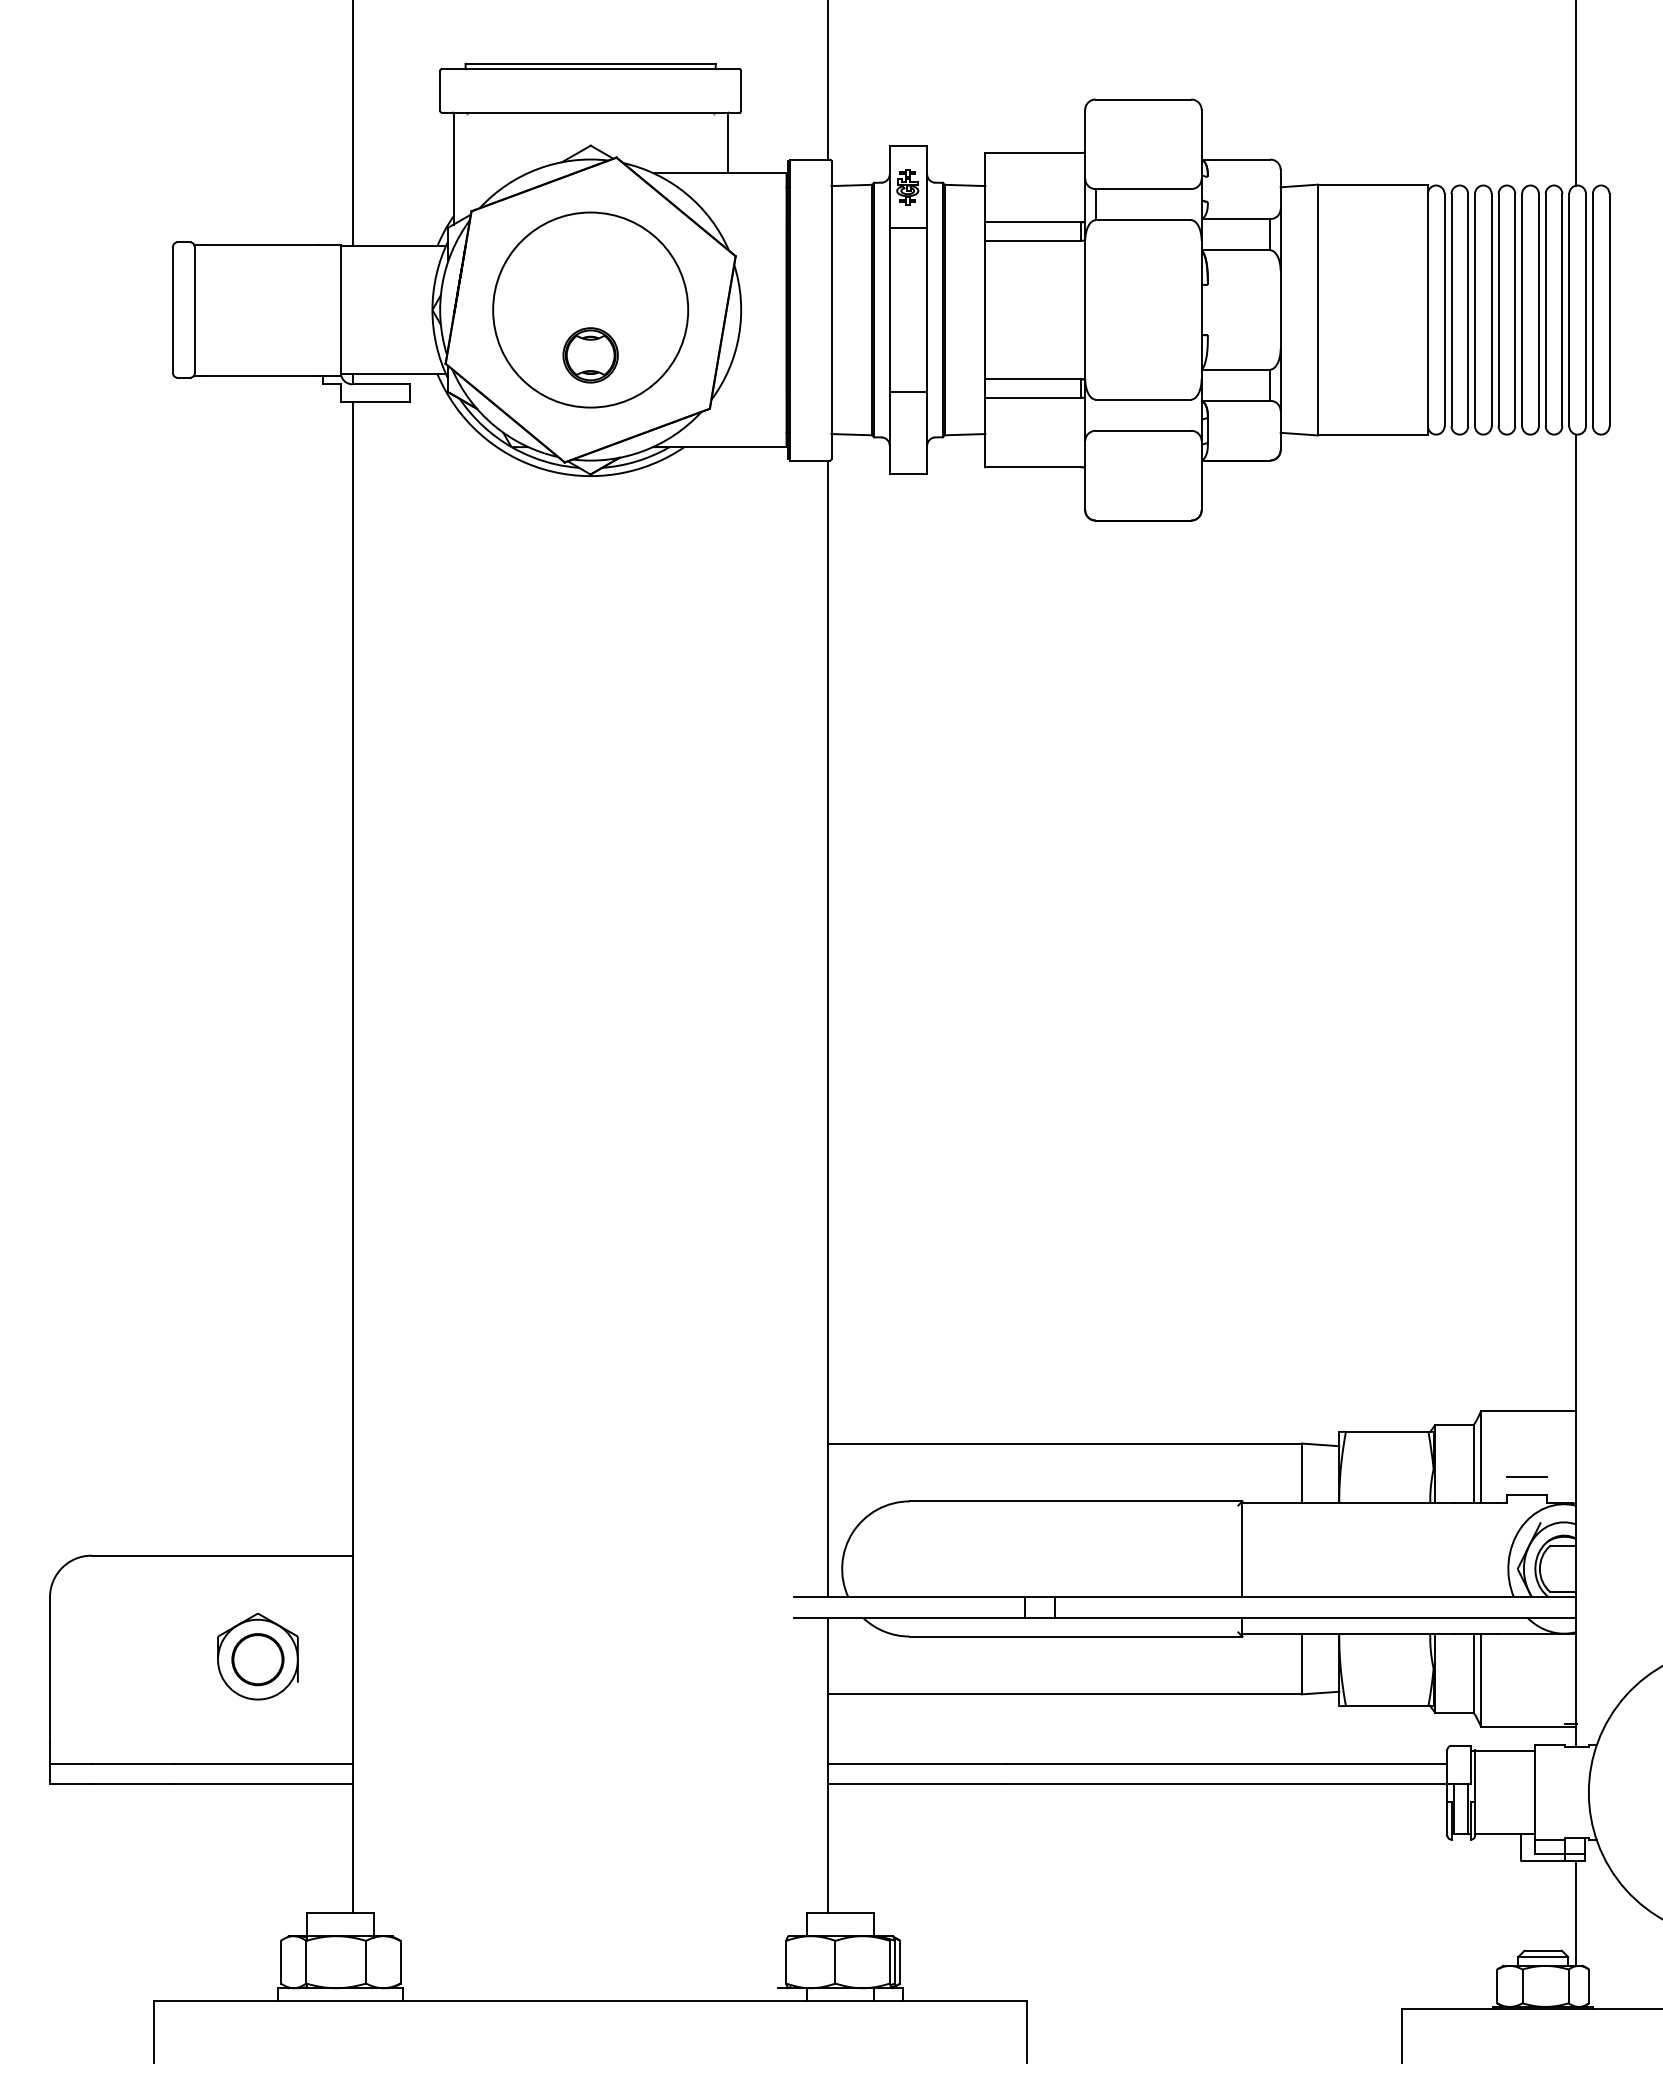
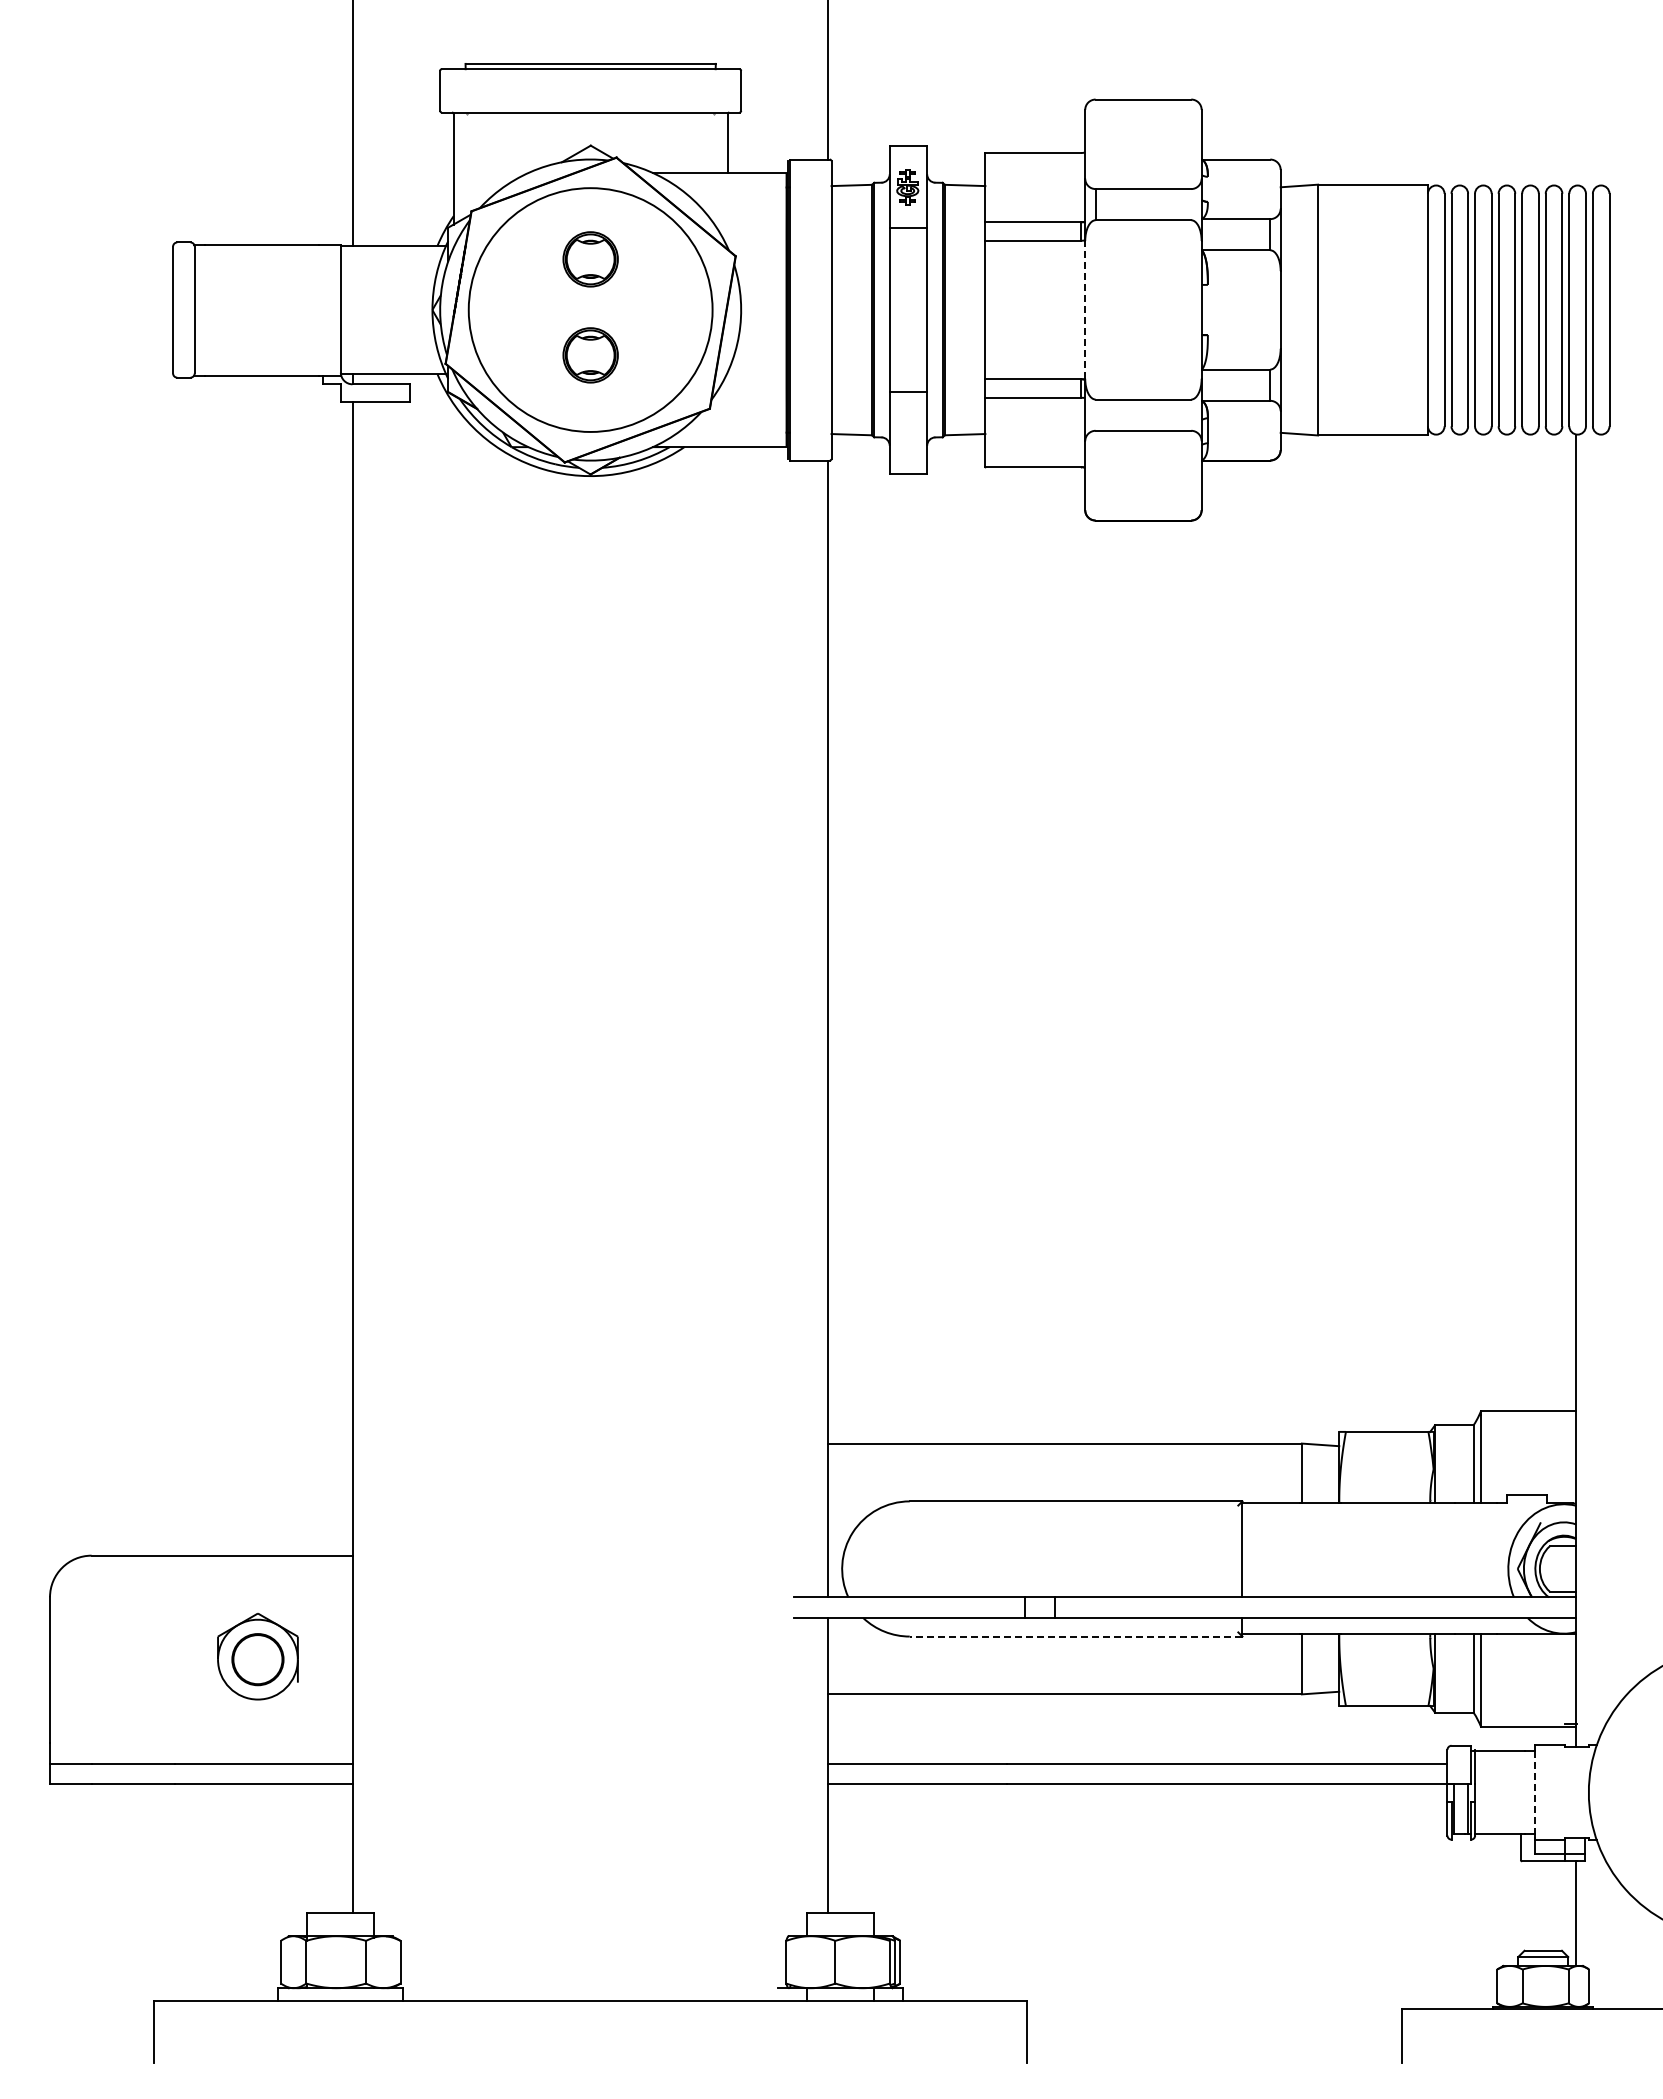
line: present -> none (1576, 93)
part: none -> present (590, 259)
circle diameter: 195 px -> 244 px (590, 309)
line: solid -> dashed (1085, 309)
line: present -> none (1526, 1477)
line: solid -> dashed (1075, 1636)
line: solid -> dashed (1534, 1792)
